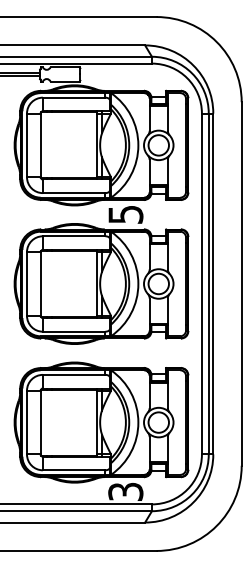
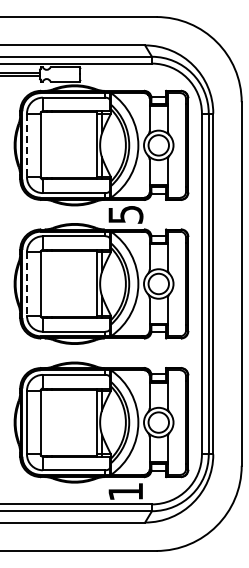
line: solid -> dashed (27, 145)
line: solid -> dashed (27, 284)
text: 3 -> 1 (125, 491)
